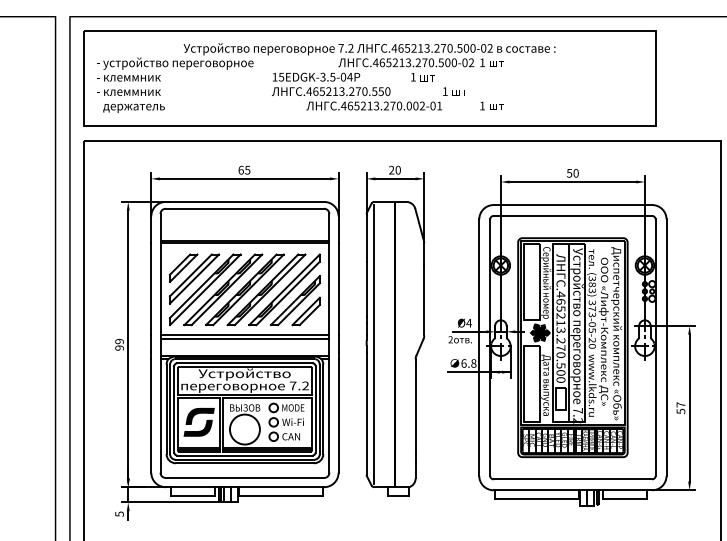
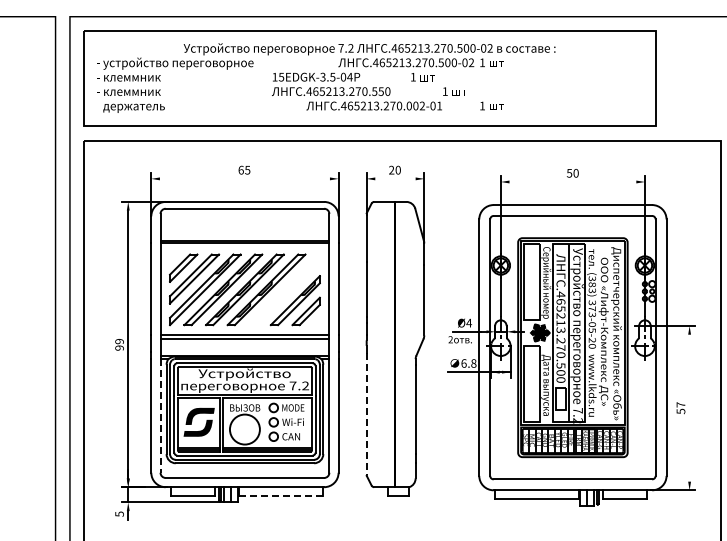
line: present -> none (244, 178)
line: present -> none (395, 178)
line: present -> none (572, 181)
part: present -> none (284, 289)
line: present -> none (373, 344)
line: present -> none (689, 407)
line: solid -> dashed (366, 414)
line: solid -> dashed (160, 416)
line: solid -> dashed (280, 495)
